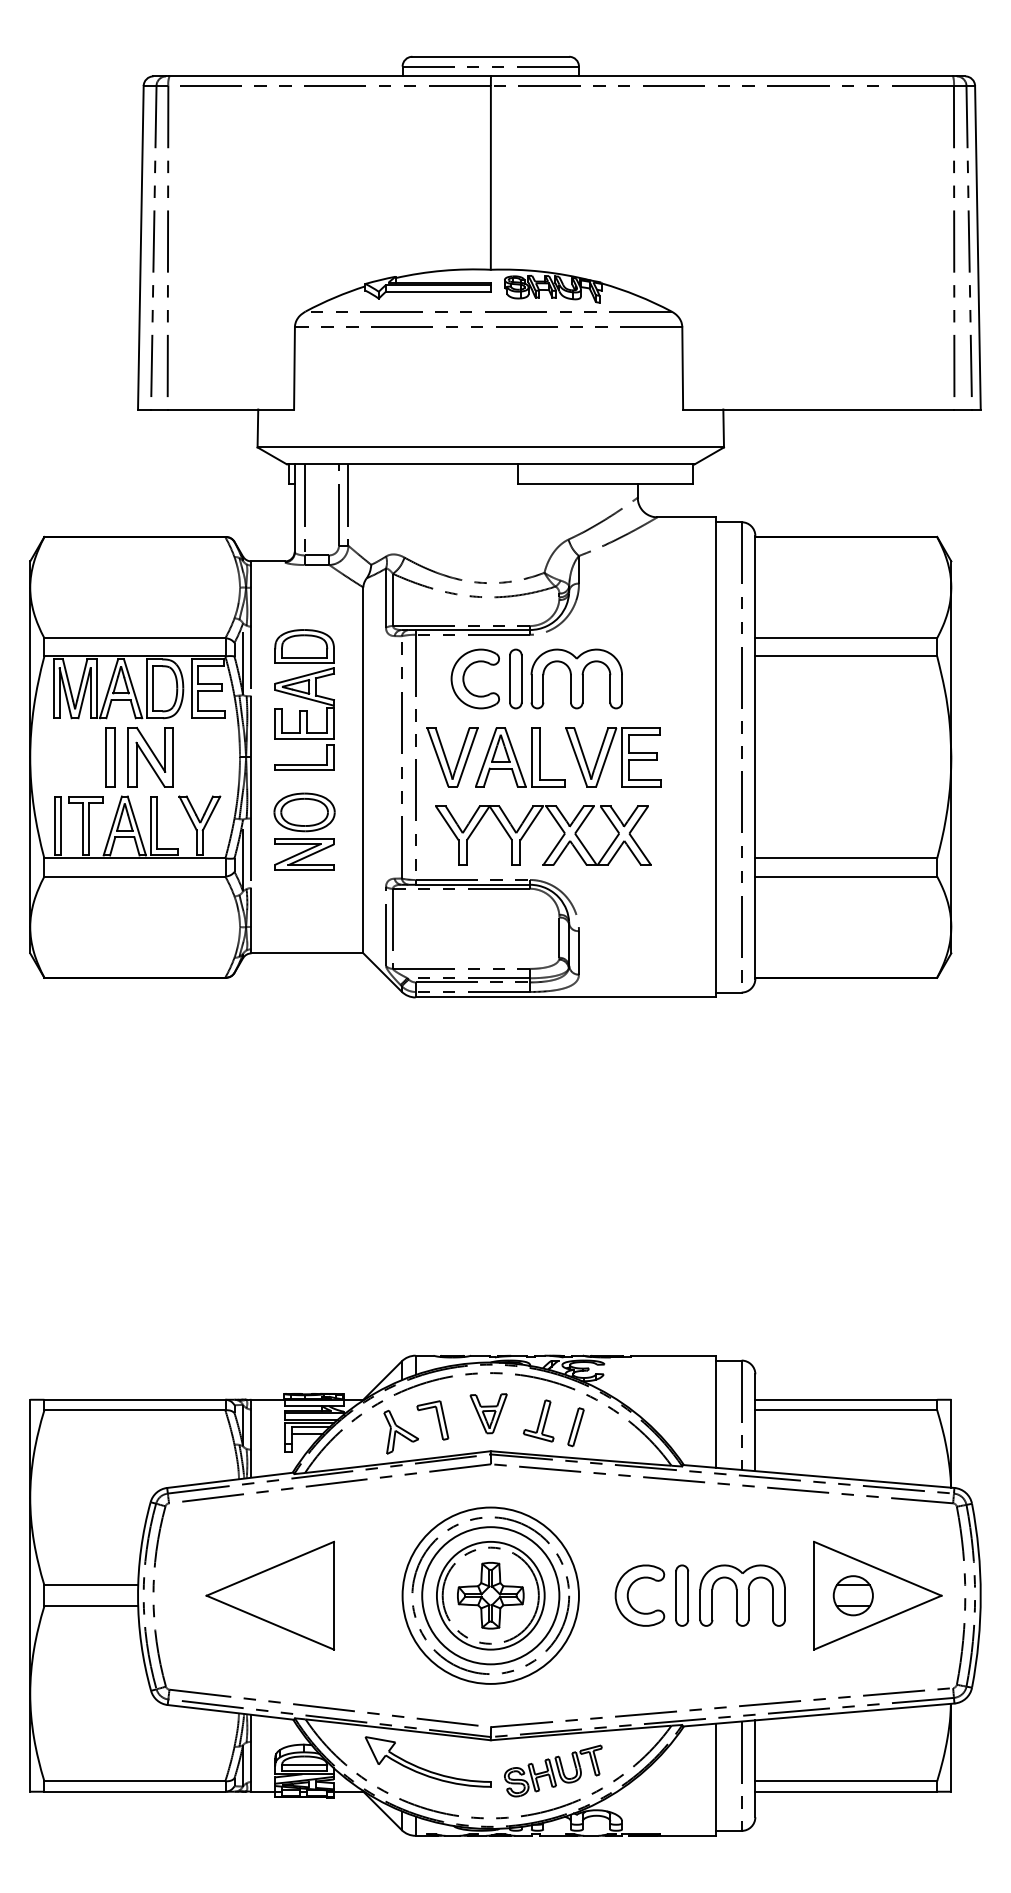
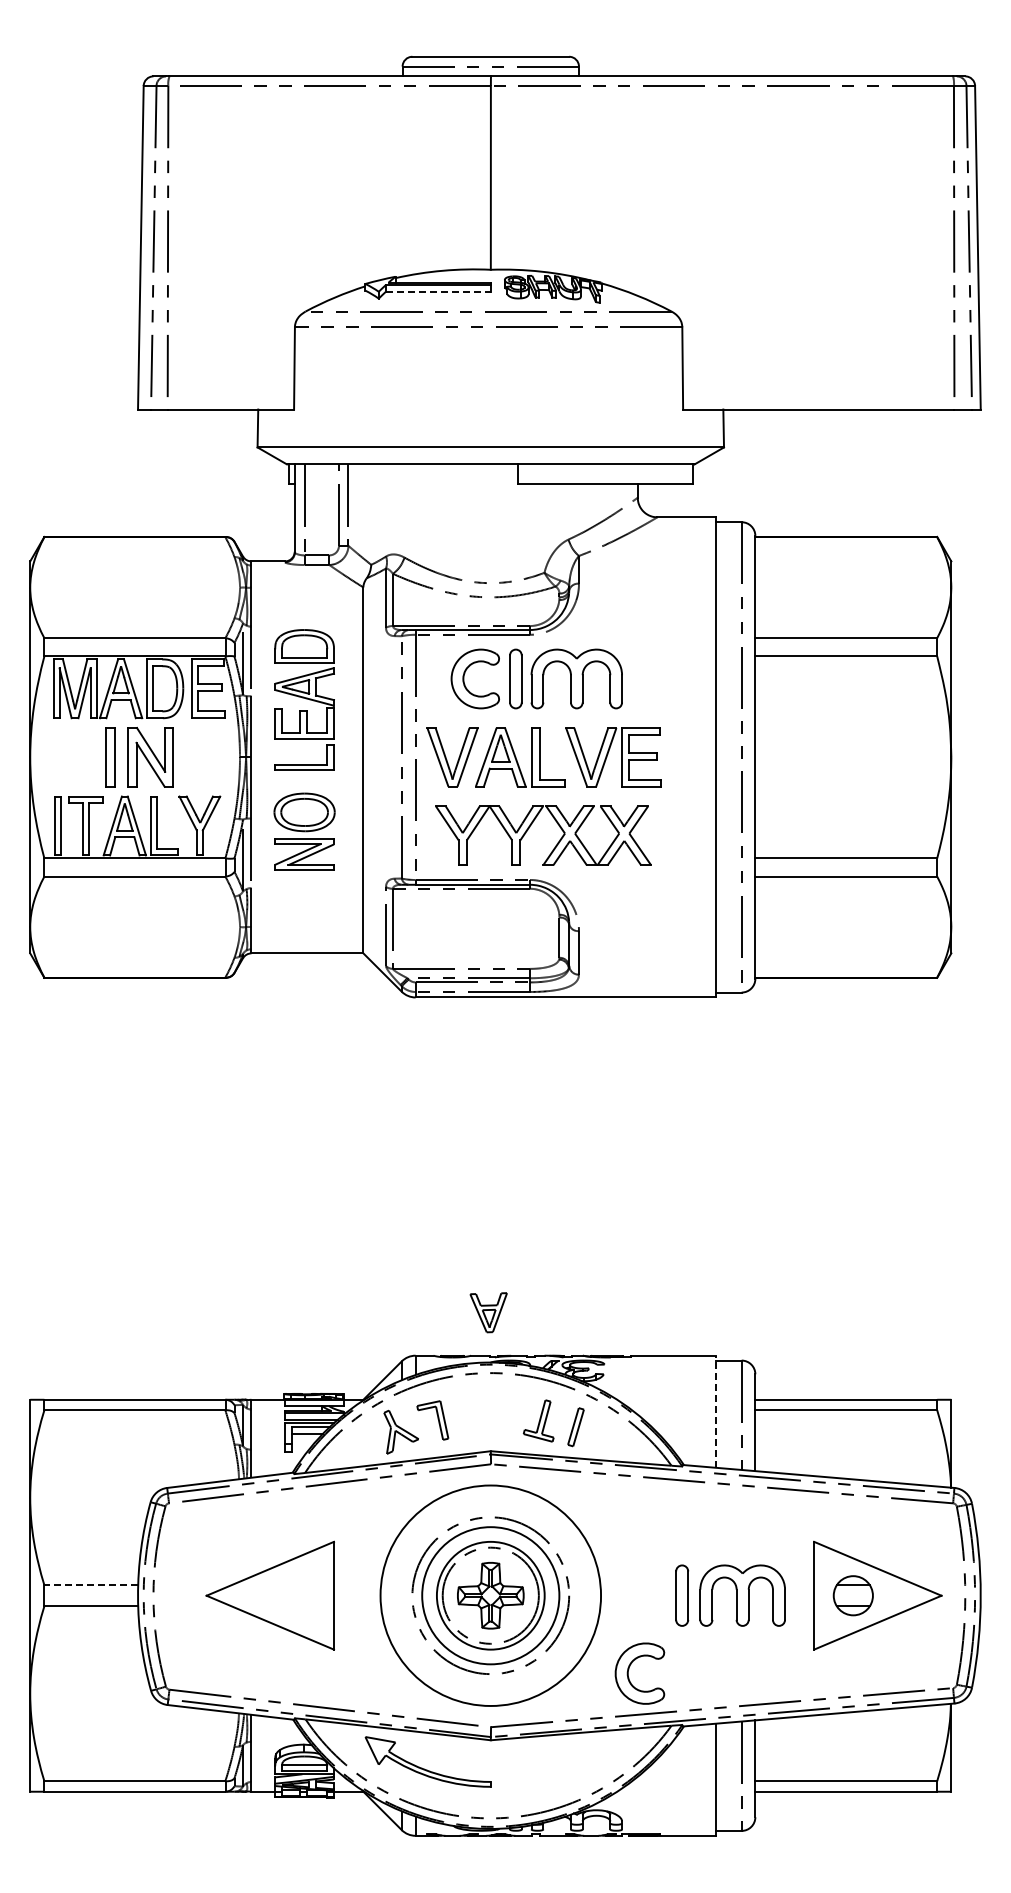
line: solid -> dashed (438, 291)
line: solid -> dashed (716, 1411)
part position: (488, 1413) -> (488, 1312) (488, 1312)
line: solid -> dashed (91, 1585)
part position: (629, 1591) -> (629, 1669) (629, 1669)
circle diameter: 176 px -> 220 px (490, 1595)
part: present -> none (553, 1770)
